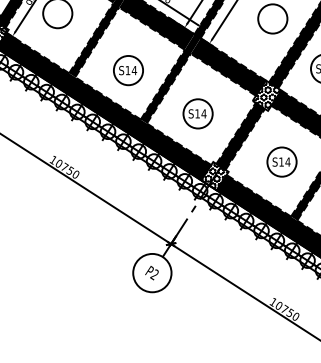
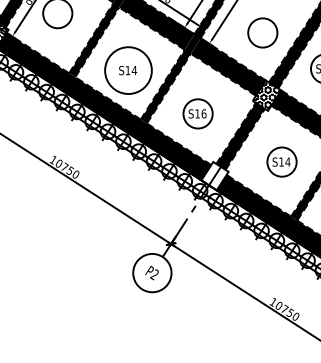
circle position: (272, 18) -> (262, 32) (262, 32)
circle diameter: 29 px -> 47 px (128, 70)
text: S14 -> S16 (203, 113)
hatch: present -> none (214, 176)
